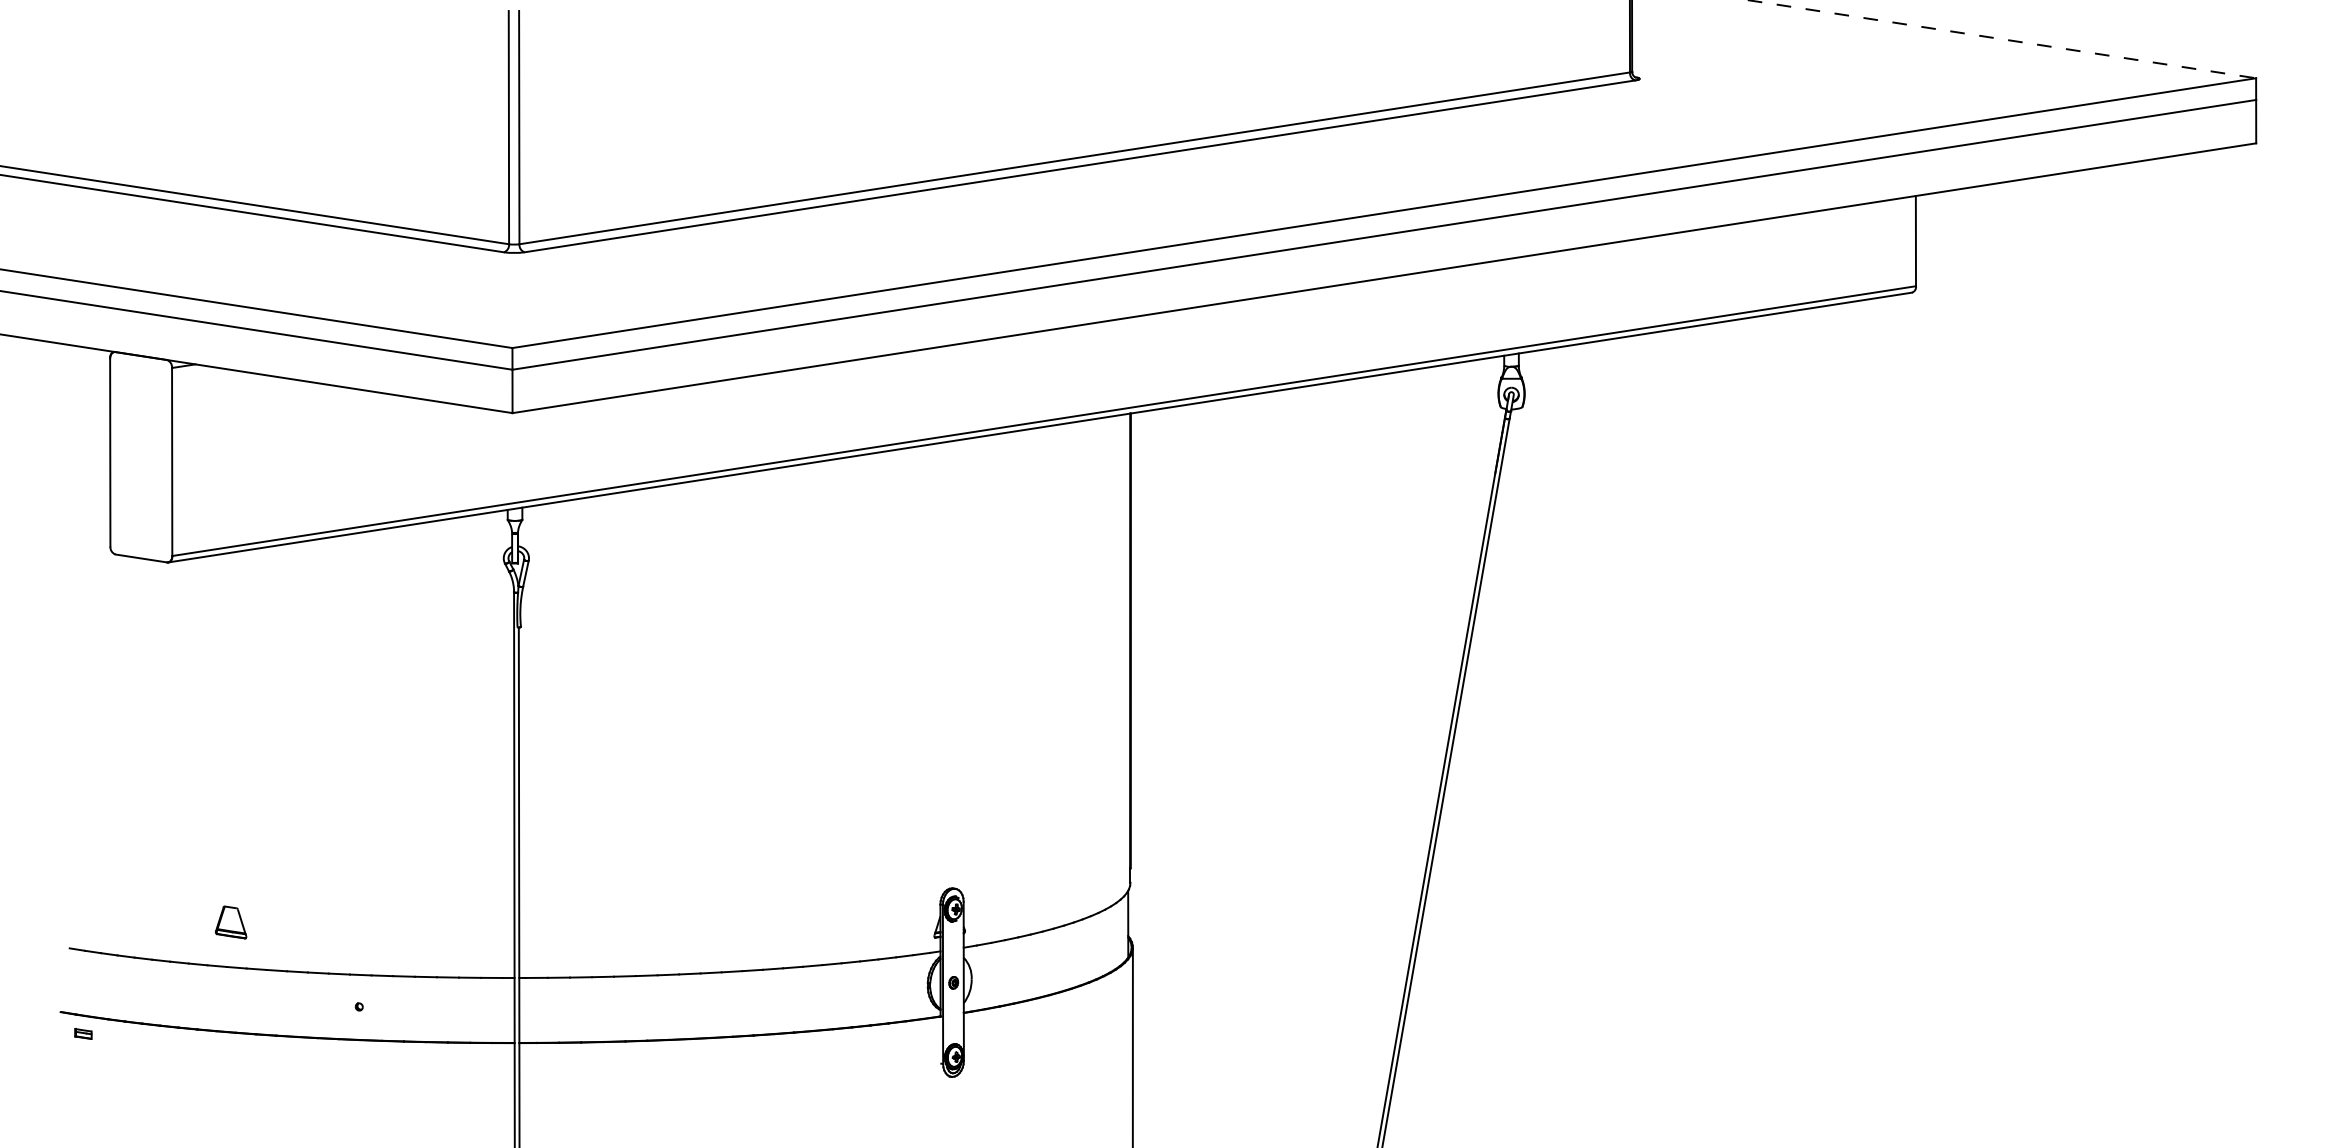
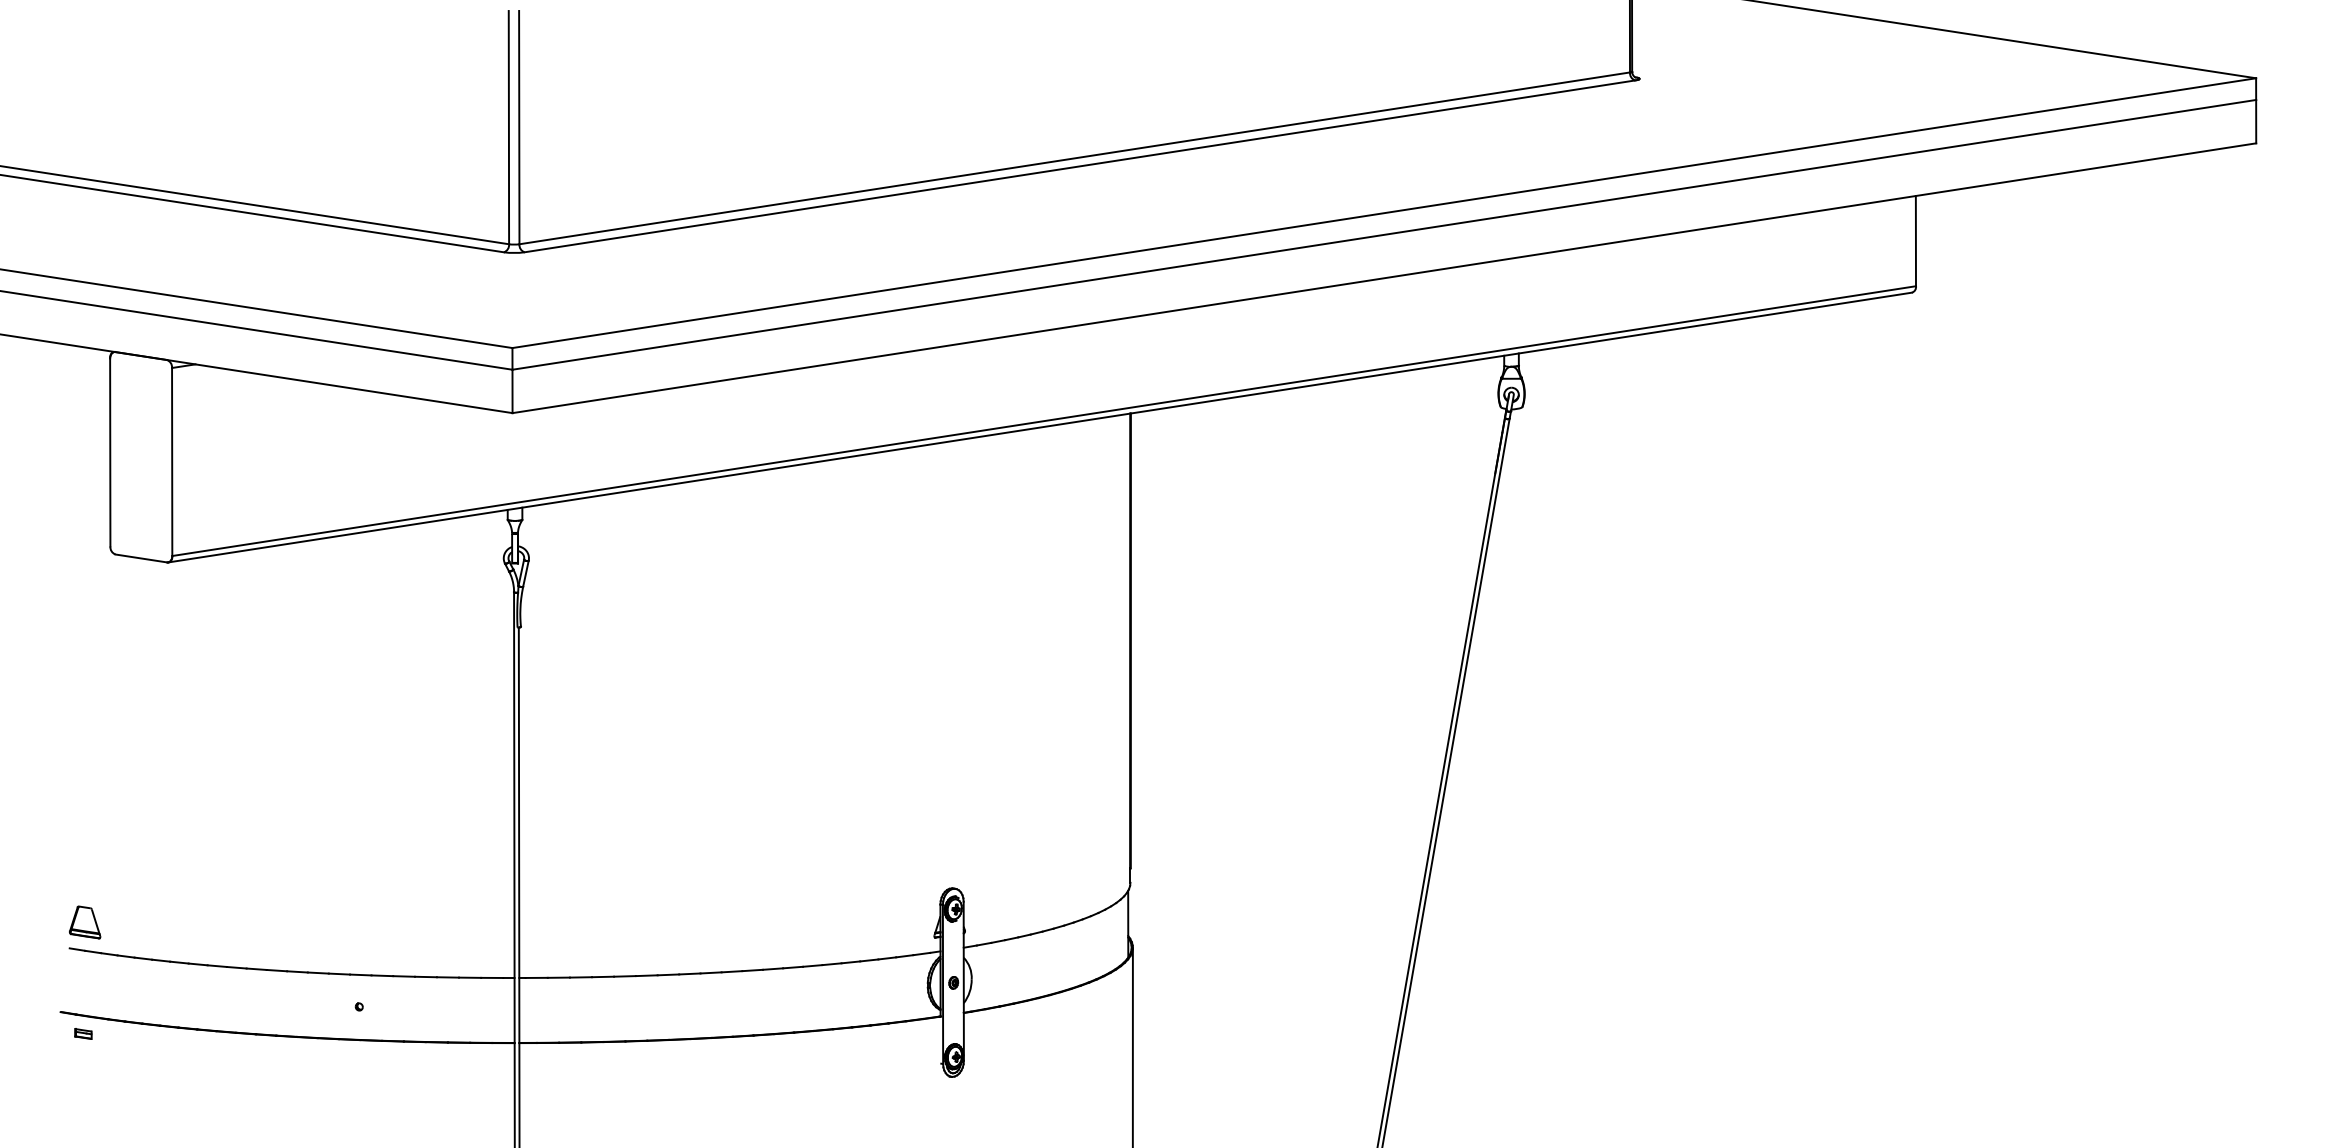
line: dashed -> solid (2002, 39)
part position: (231, 922) -> (85, 922) (85, 922)
